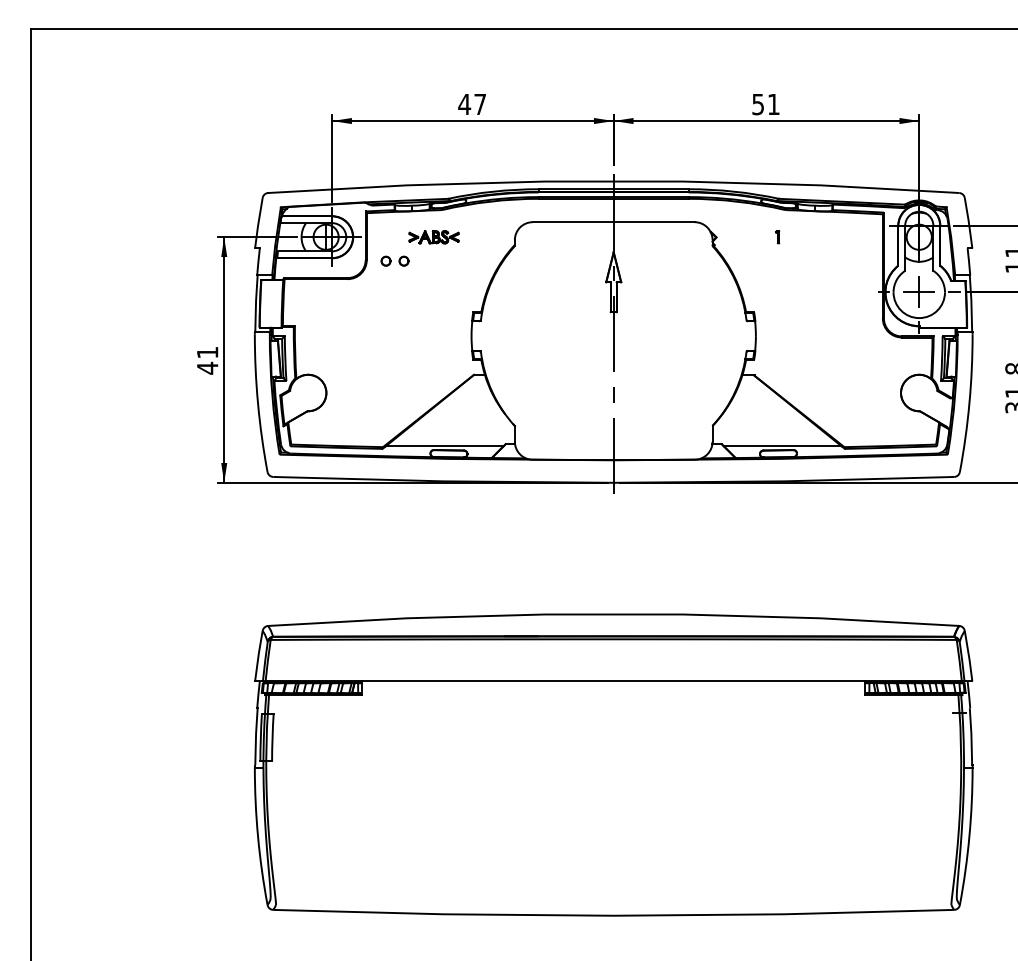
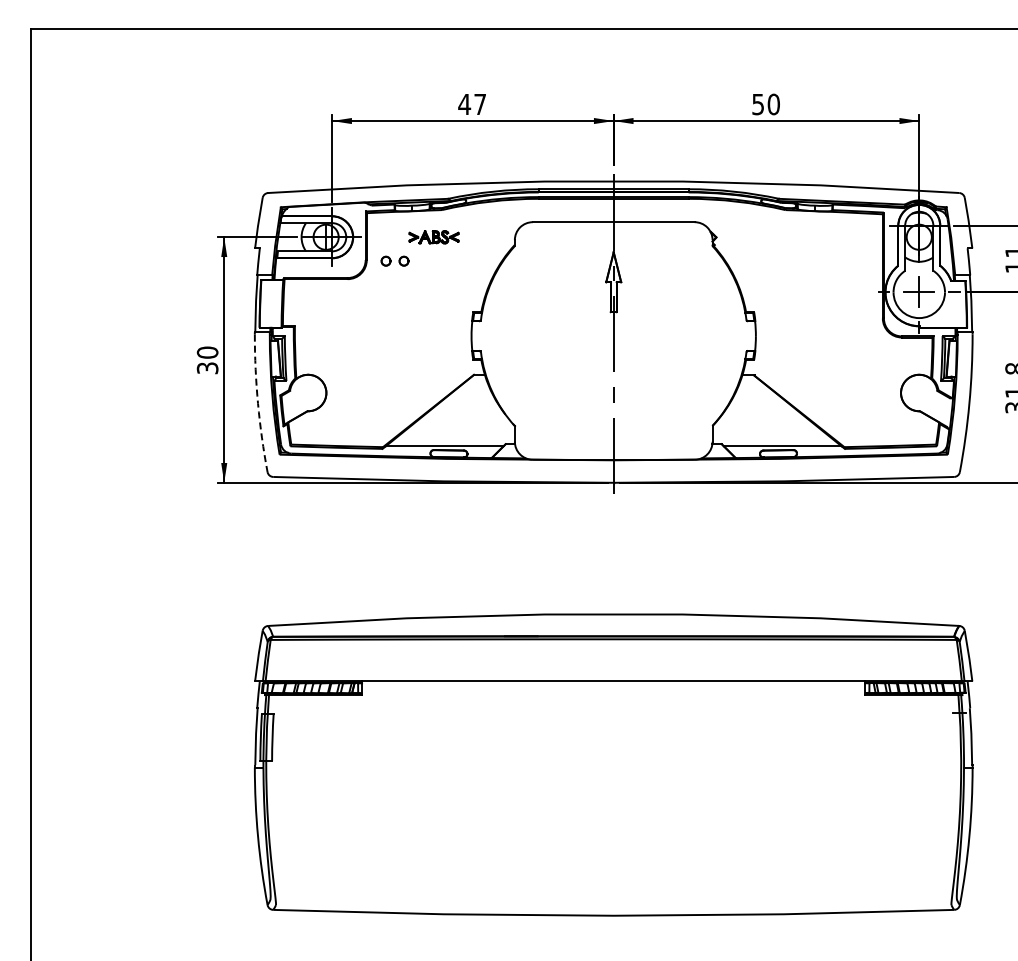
text: 51 -> 50 (773, 104)
part: present -> none (777, 237)
text: 41 -> 30 (207, 360)
arc: solid -> dashed (258, 403)
